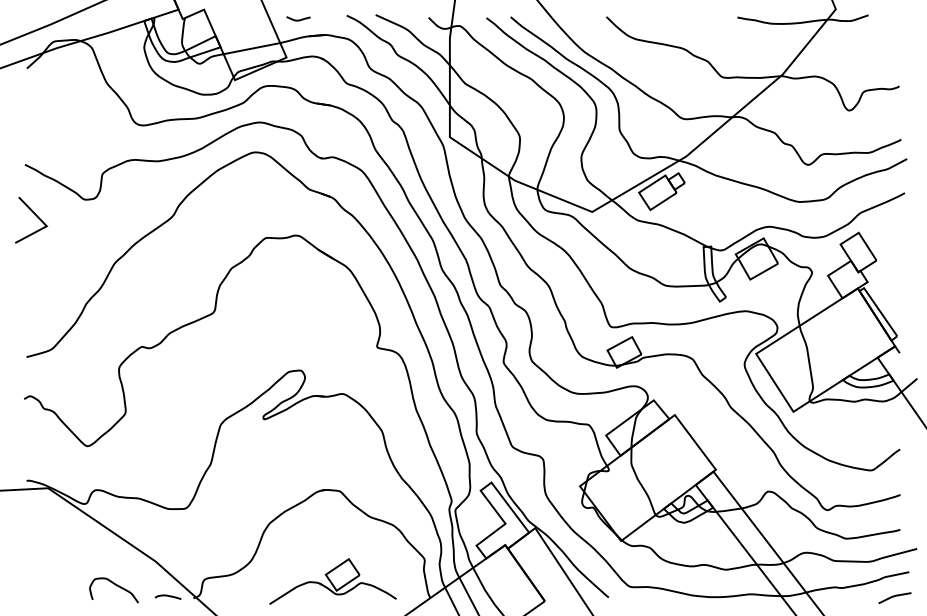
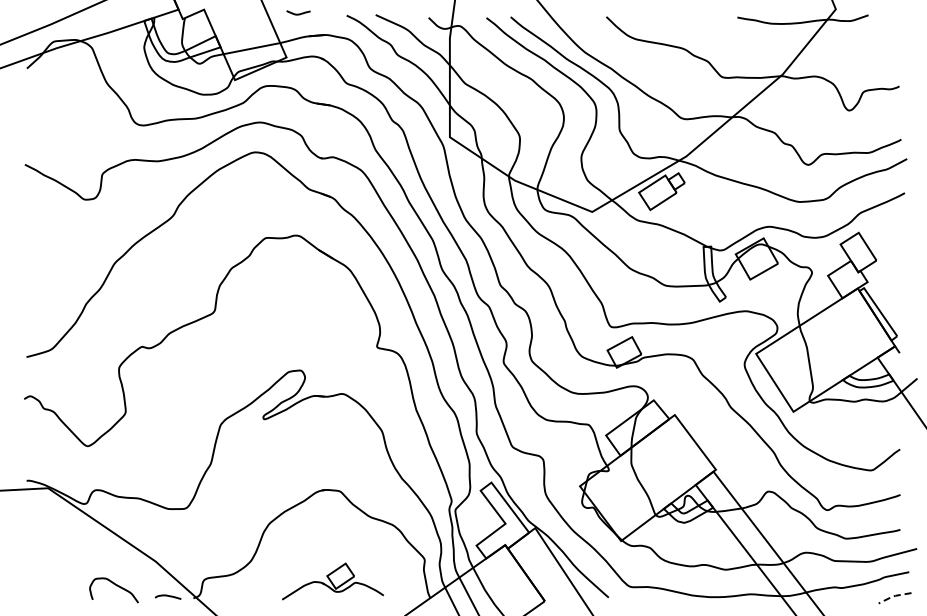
curve position: (298, 19) -> (298, 13) (298, 13)
line: present -> none (35, 215)
part size: 128x47 px -> 102x39 px (332, 581)
line: solid -> dashed (893, 596)
